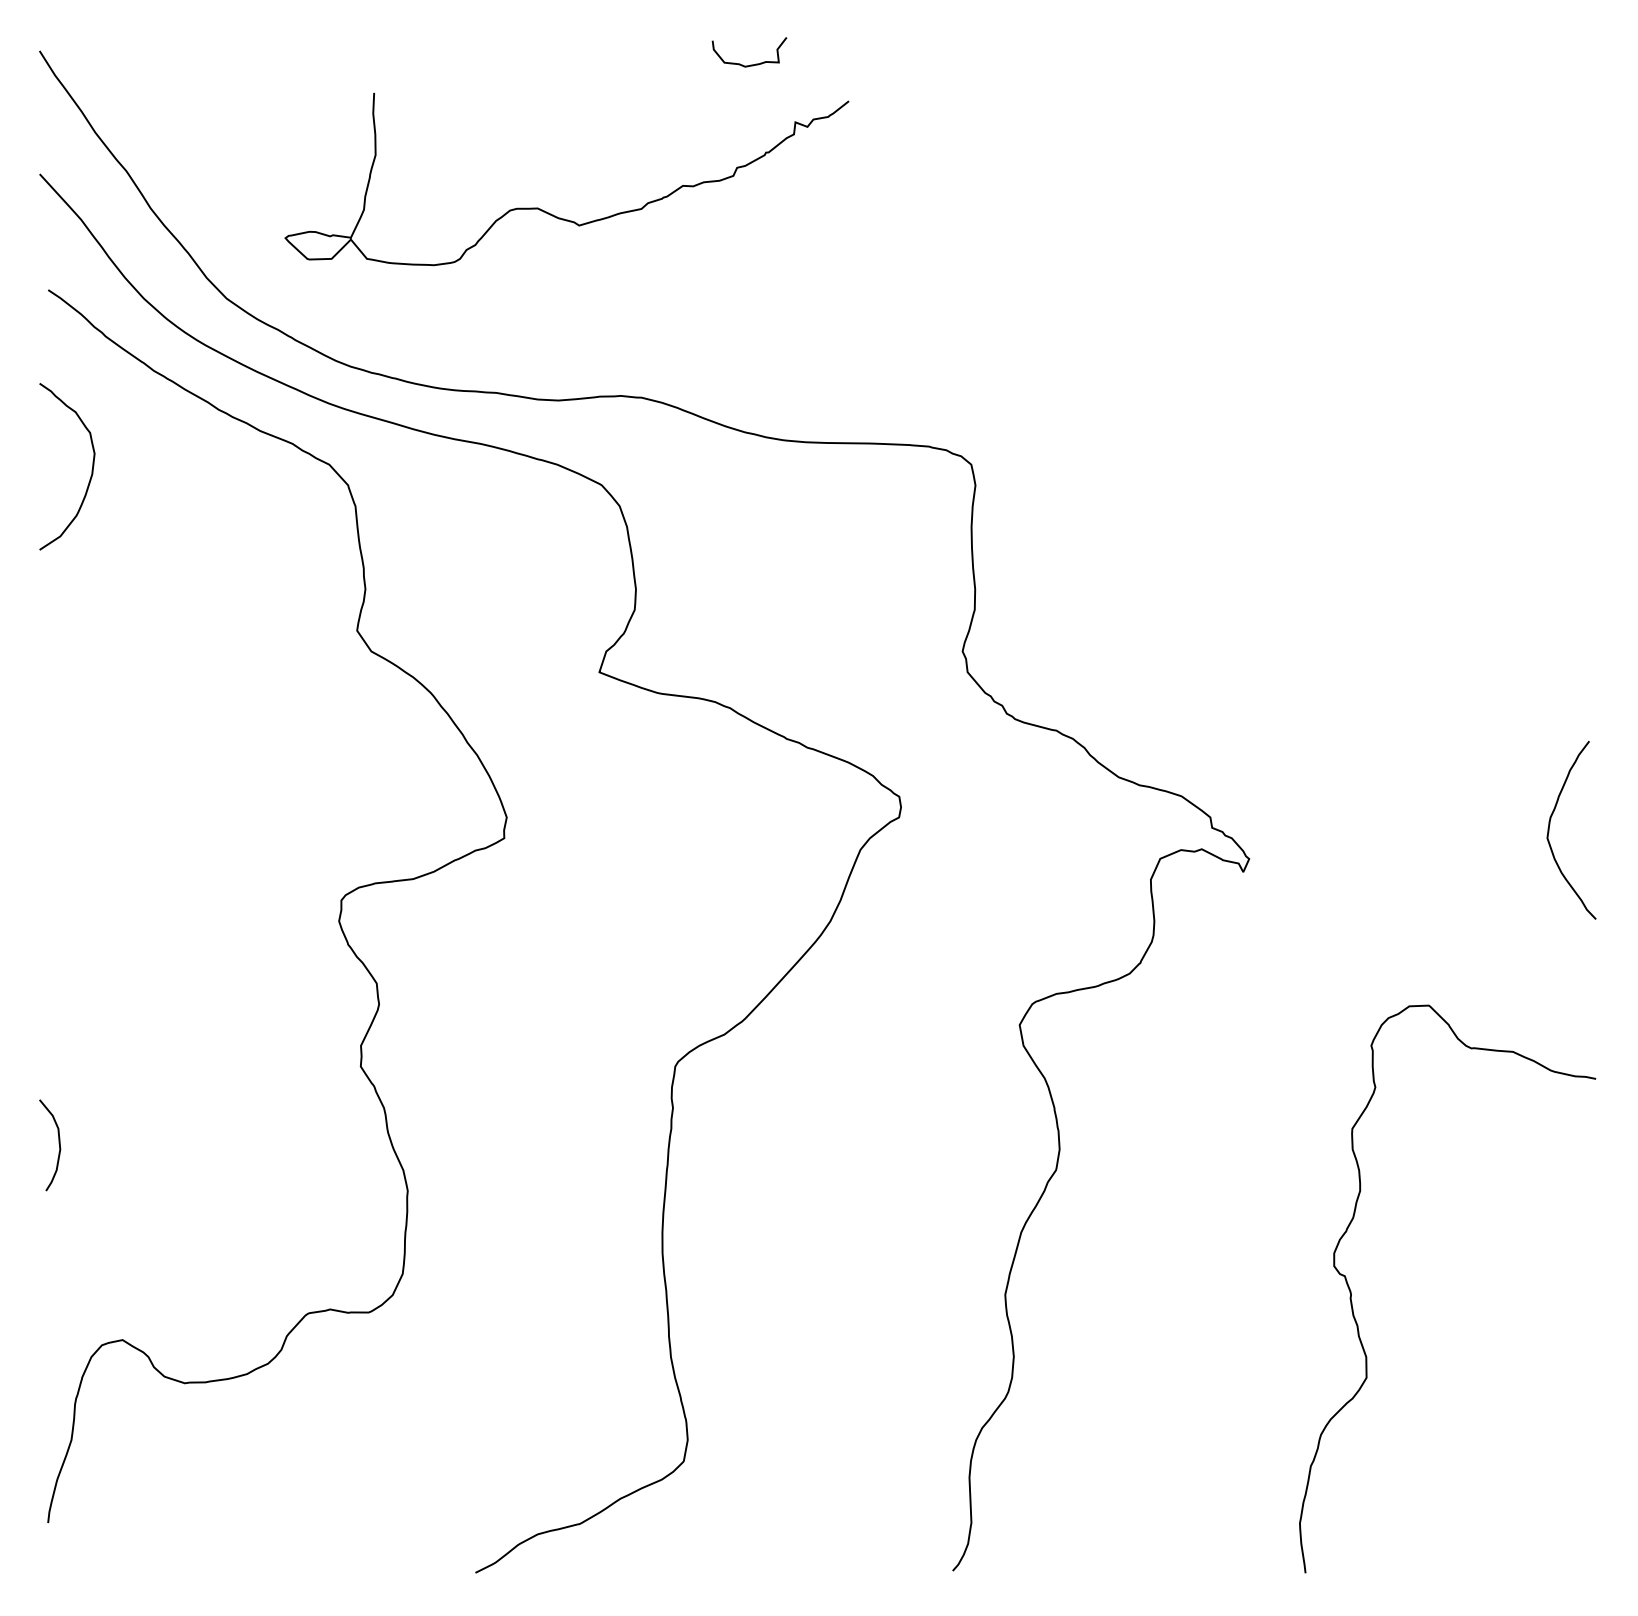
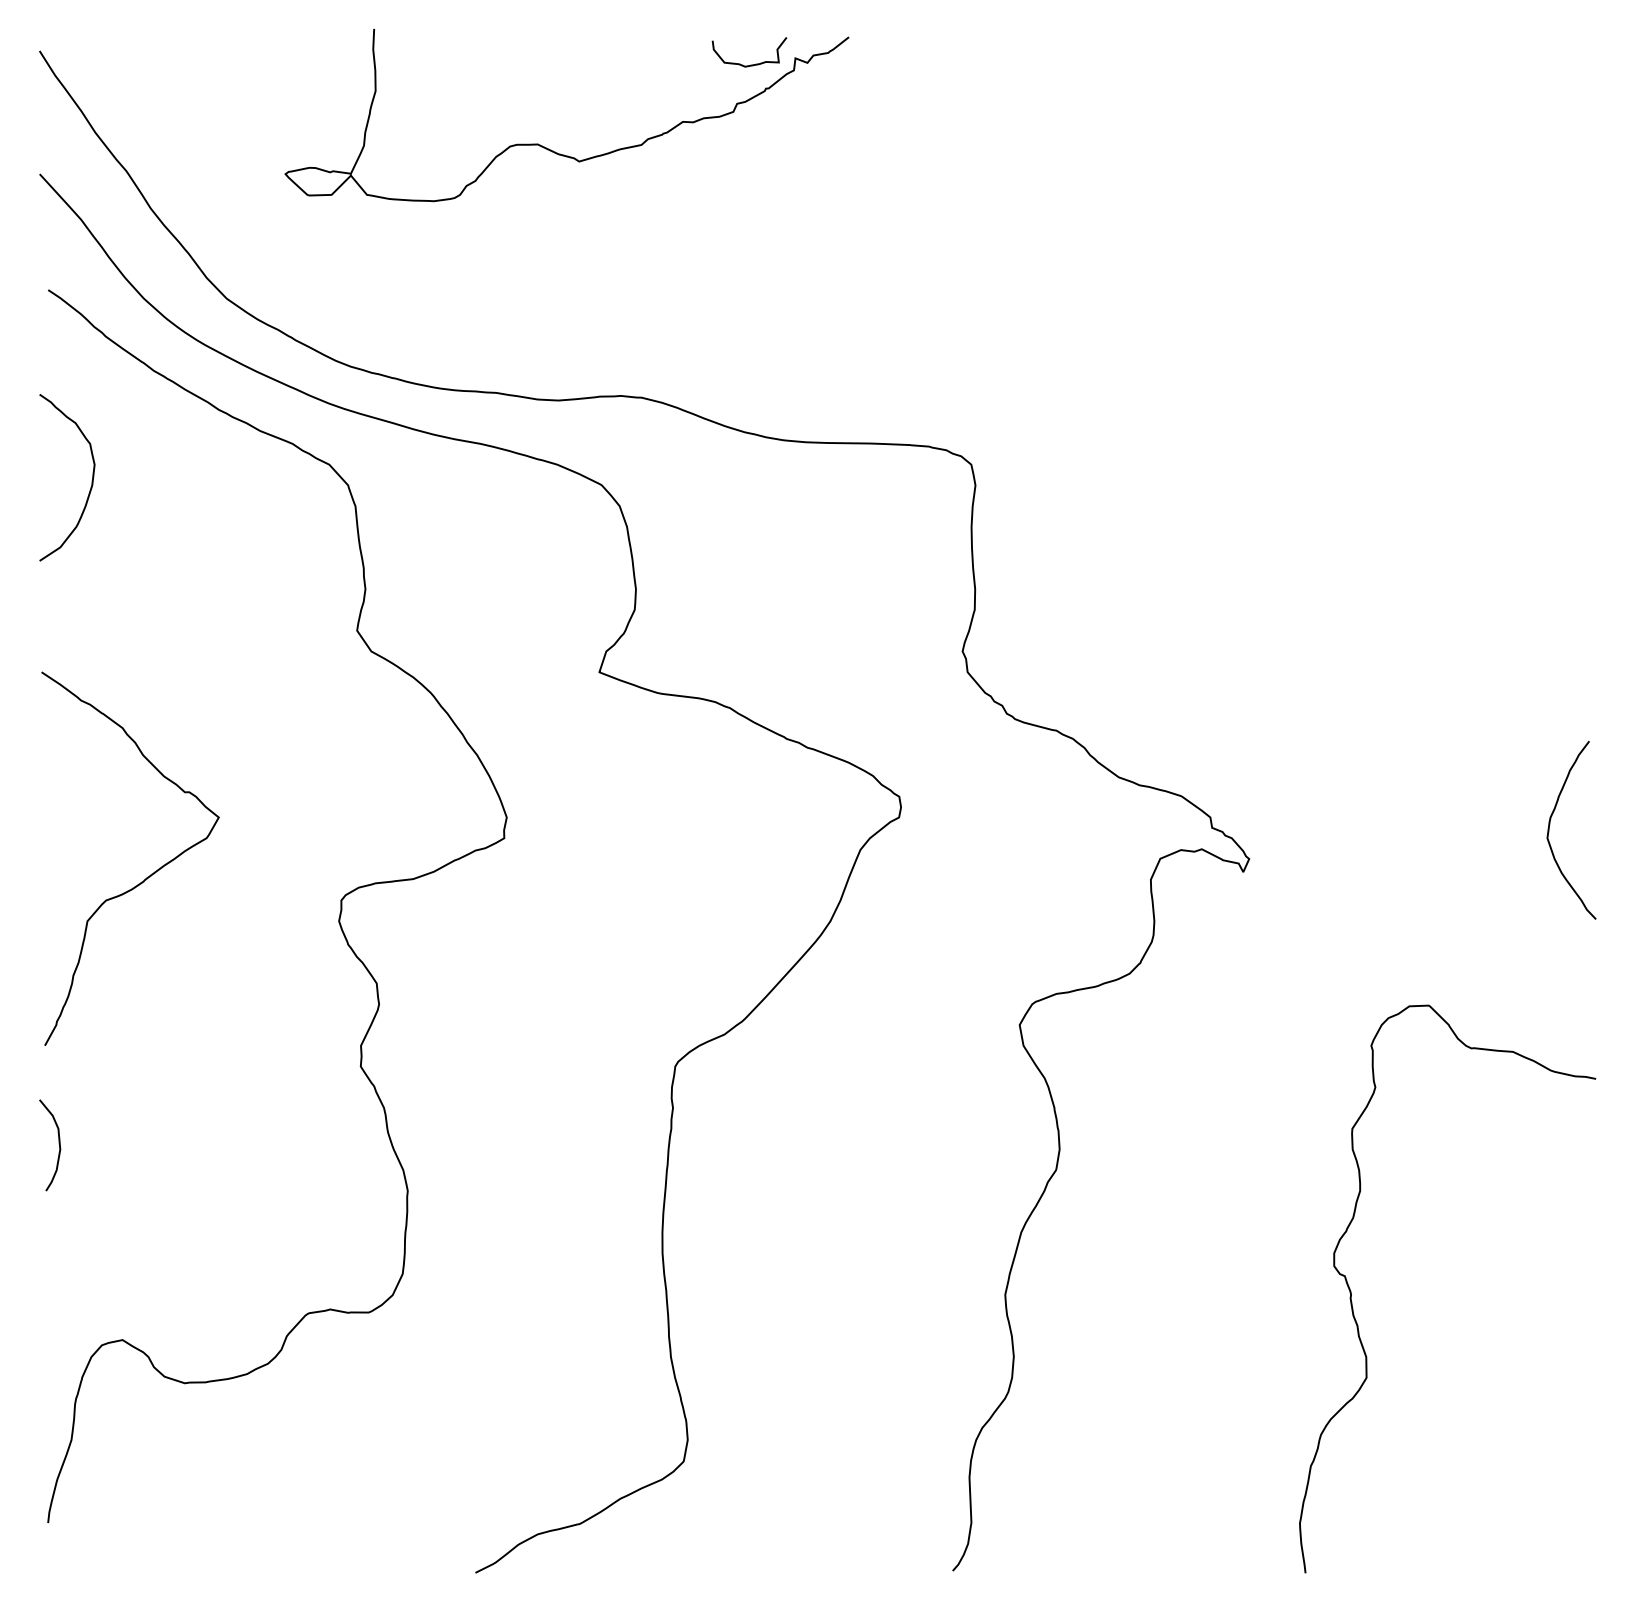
curve position: (551, 213) -> (551, 149) (551, 149)
curve position: (91, 469) -> (91, 480) (91, 480)
curve: none -> present (147, 876)
